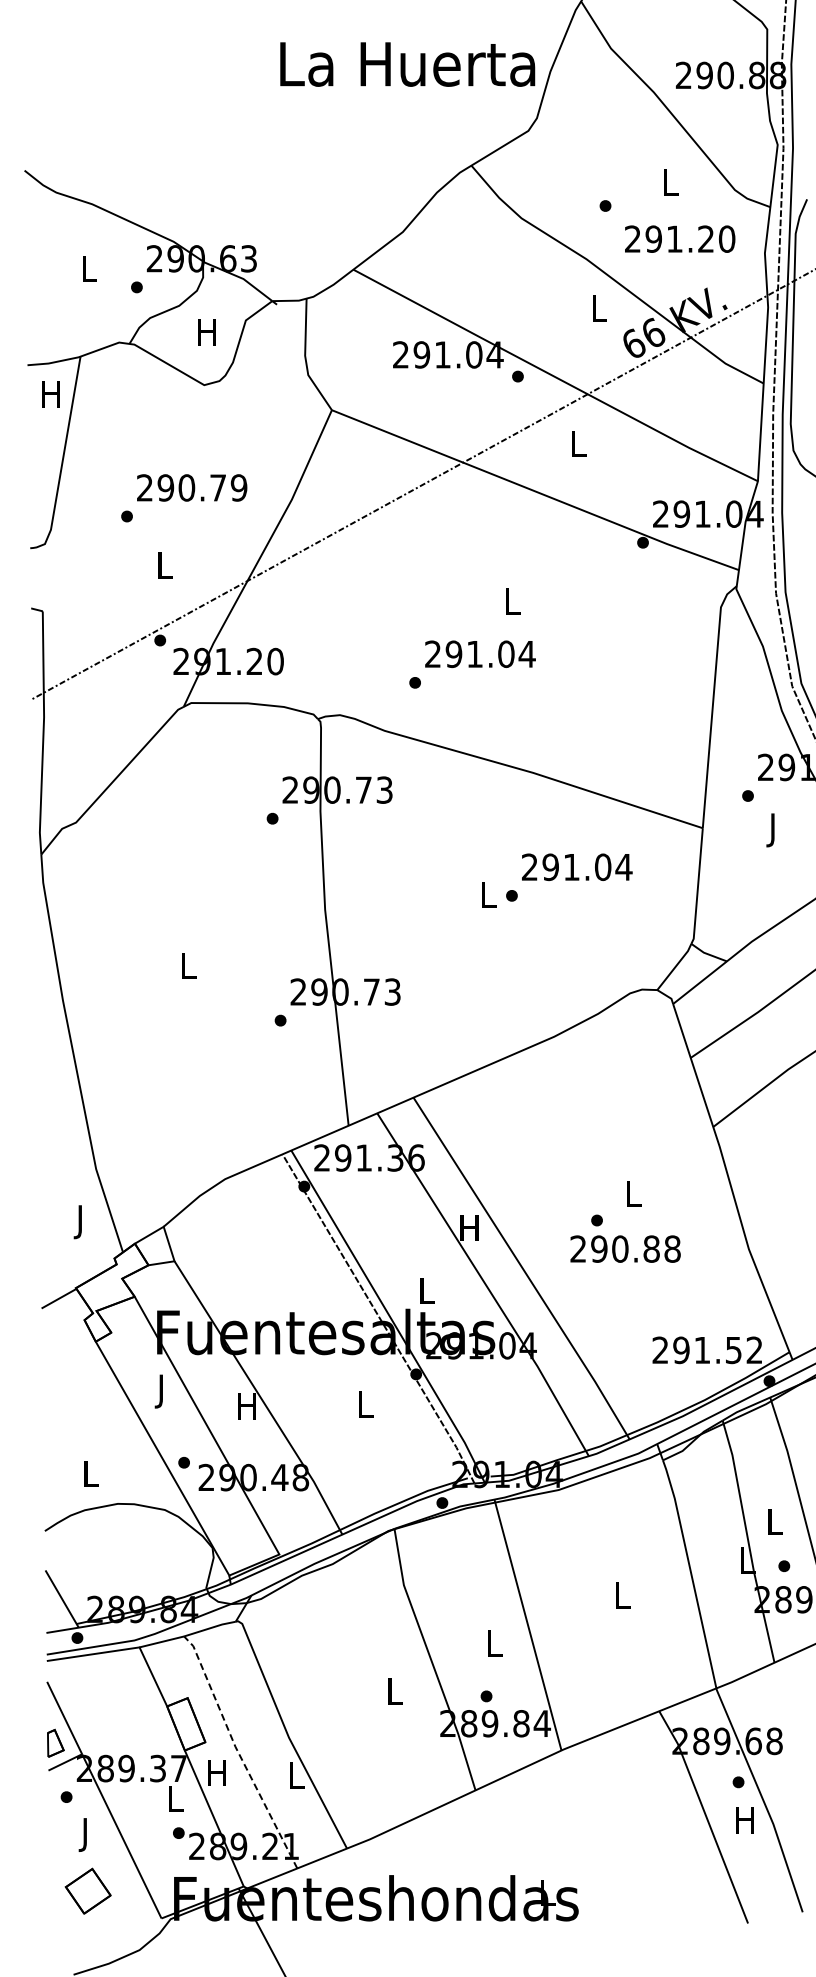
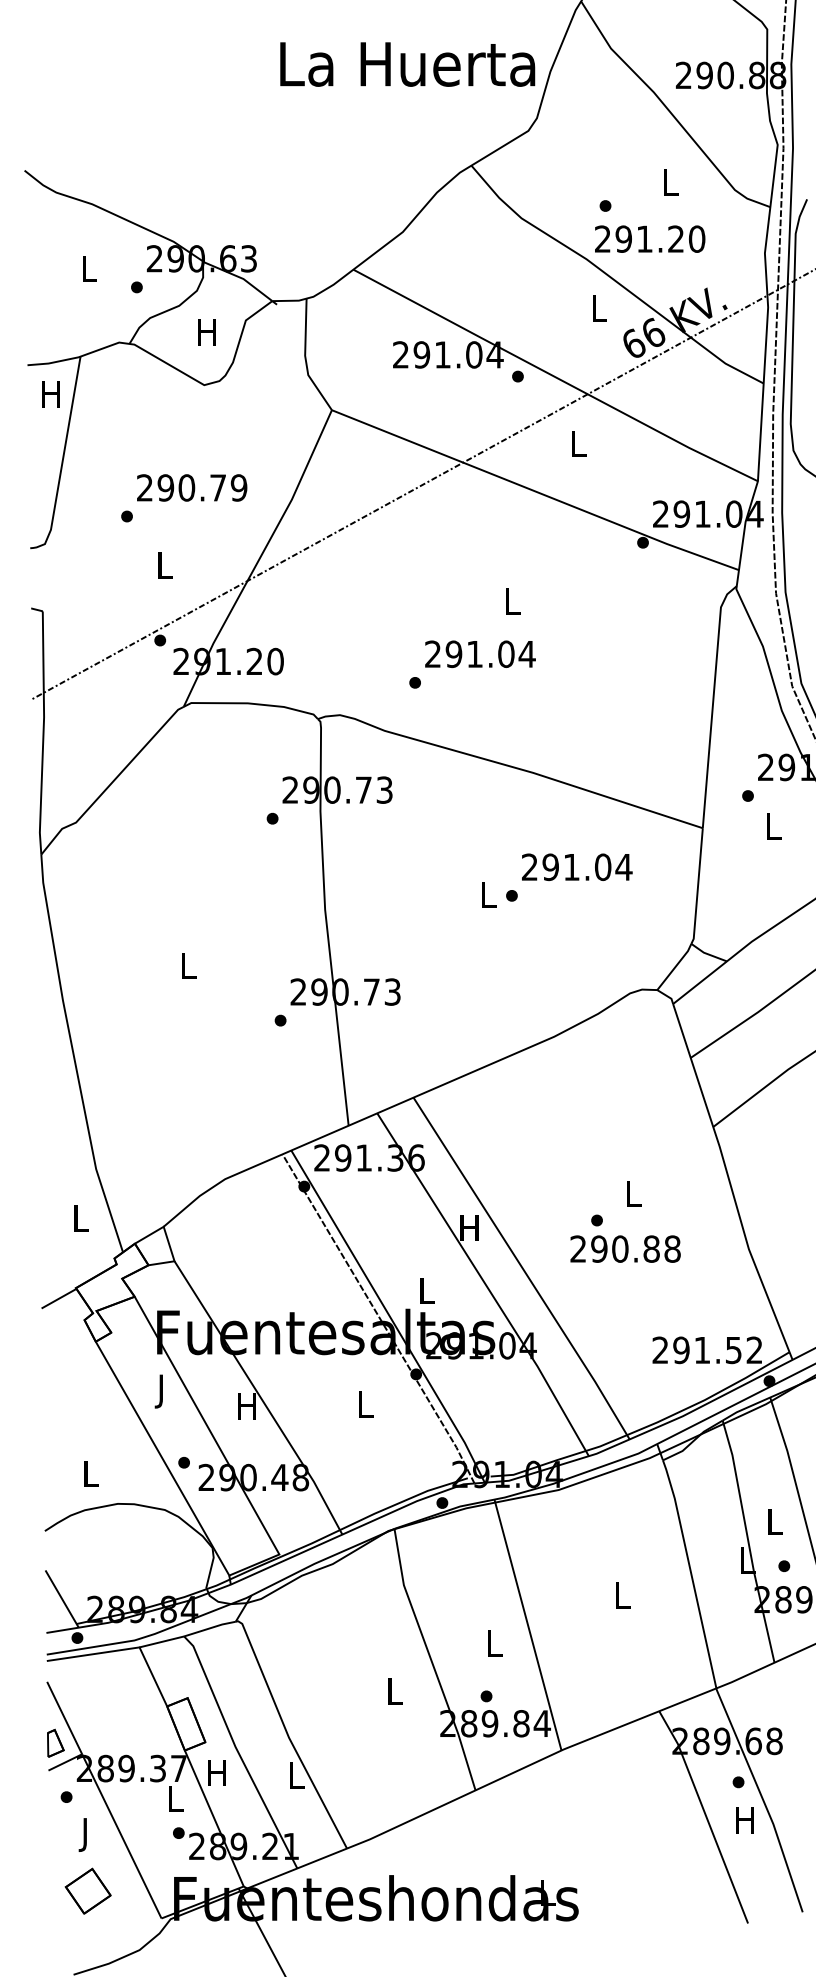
text position: (680, 238) -> (650, 238) (650, 238)
text: J -> L (773, 830)
text: J -> L (80, 1222)
line: dashed -> solid (237, 1751)
